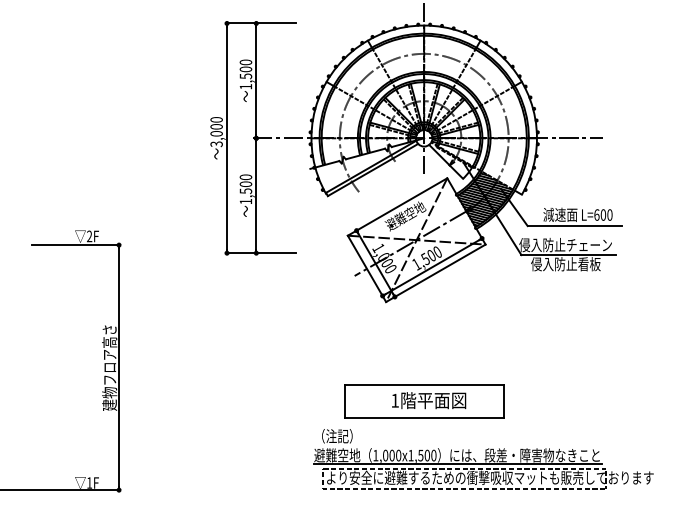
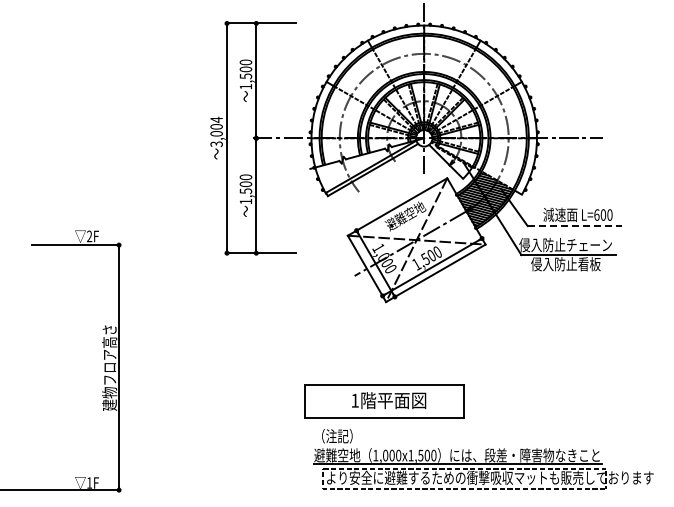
text: 3,000 -> 3,004 (216, 119)
line: solid -> dashed (575, 226)
part position: (424, 401) -> (384, 401) (384, 401)
